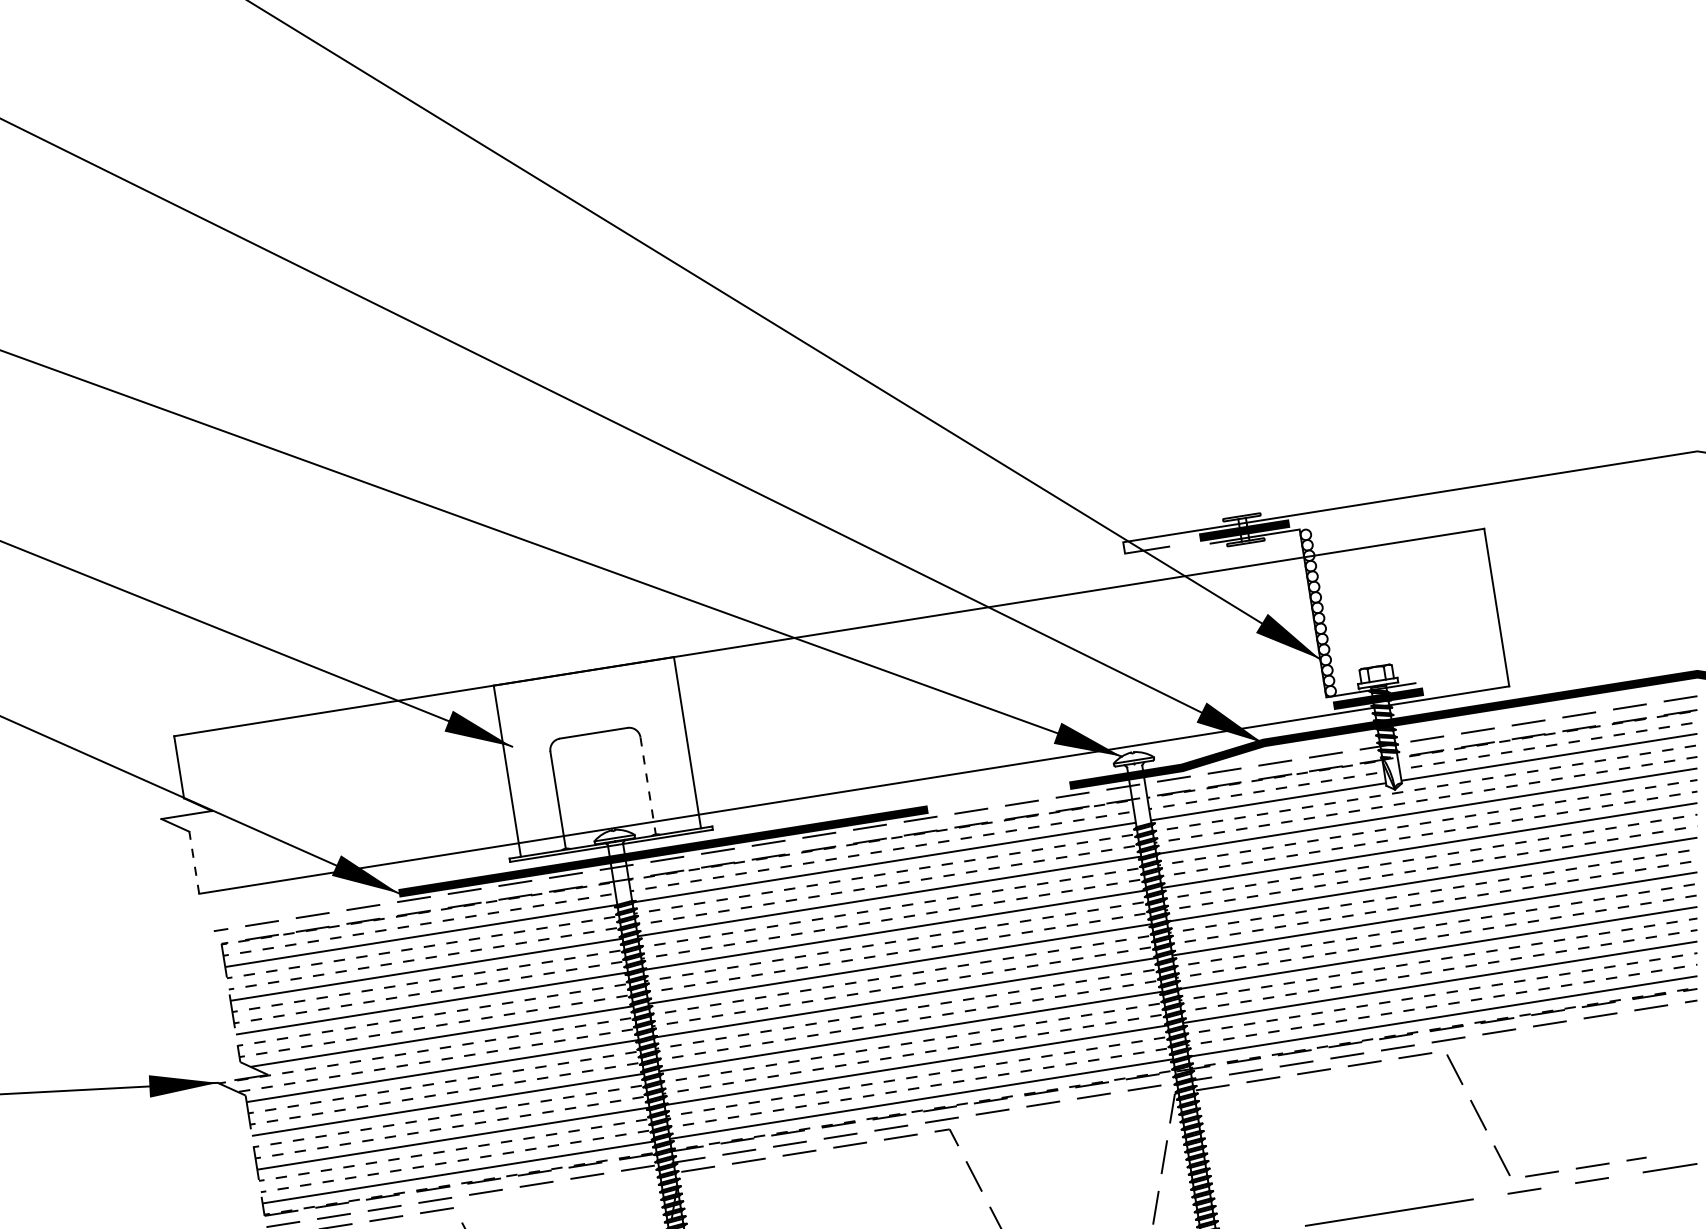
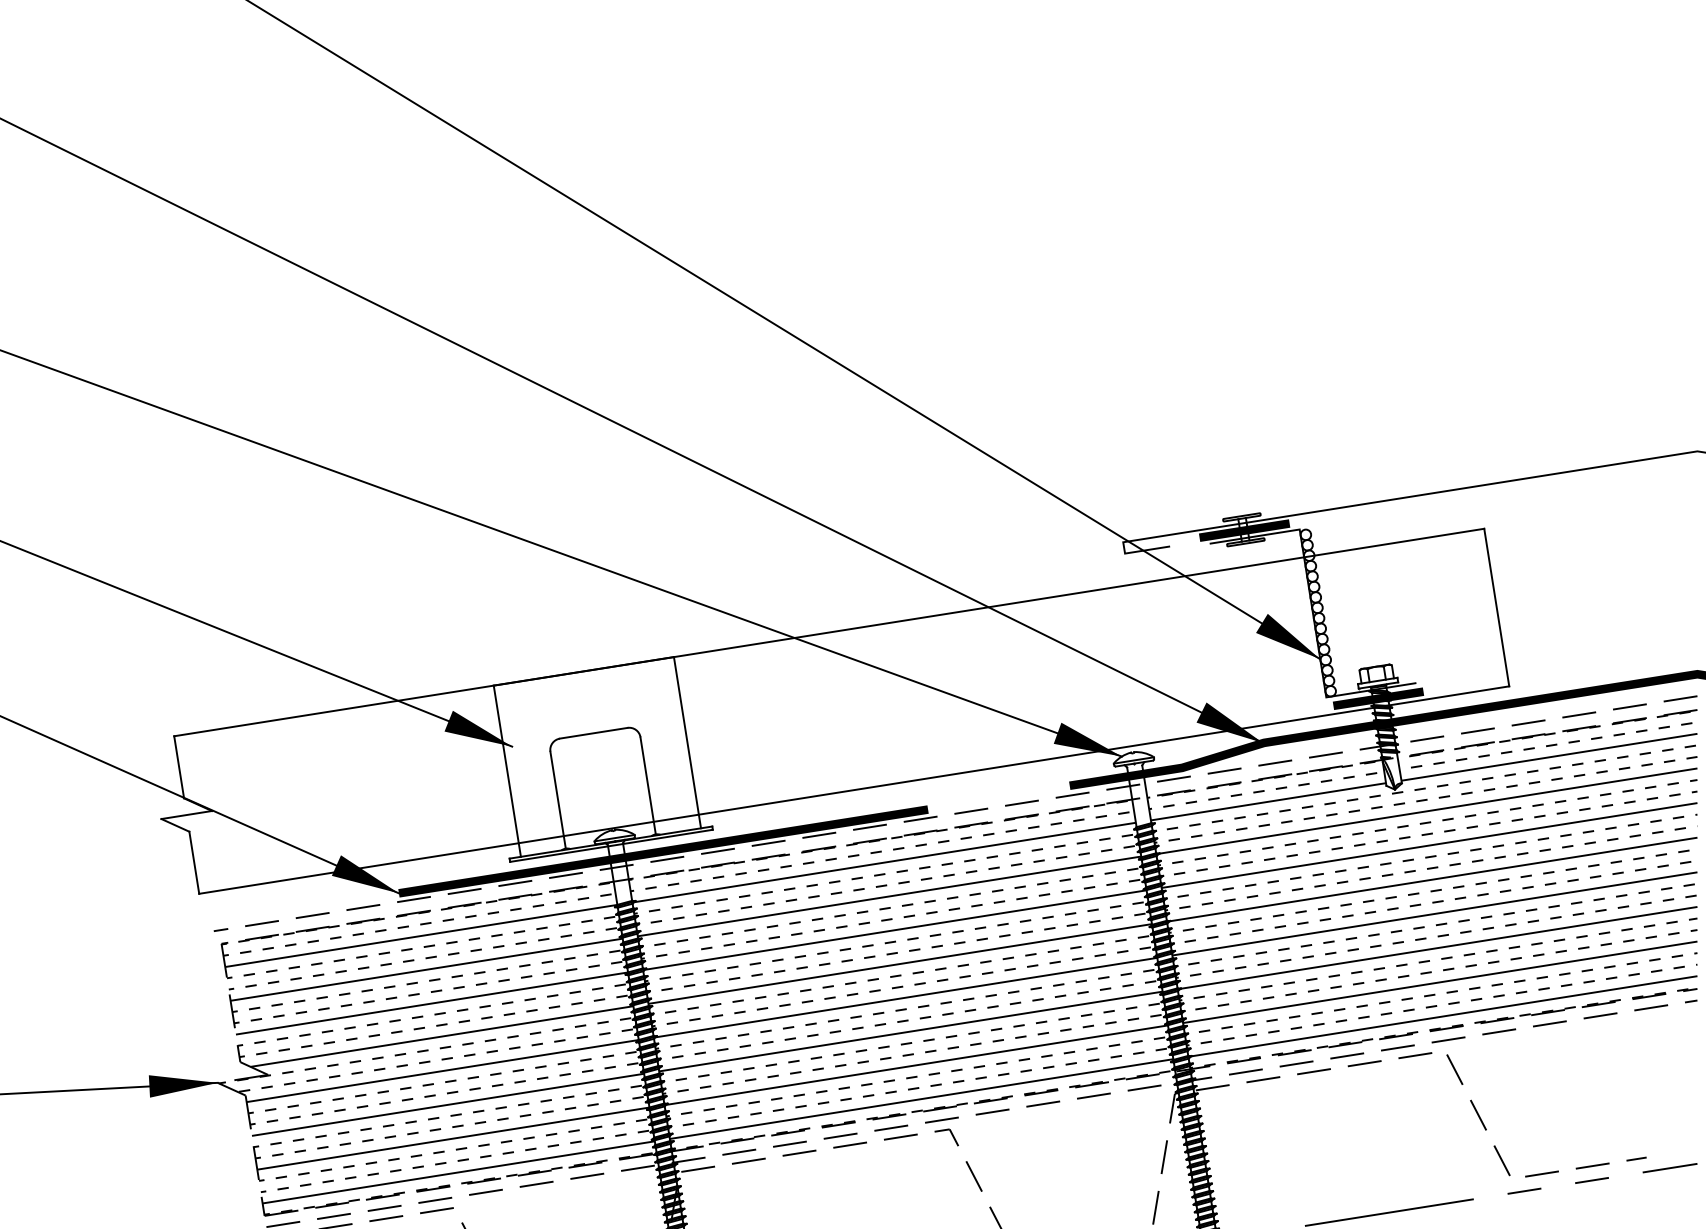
line: dashed -> solid (648, 786)
line: dashed -> solid (194, 862)
